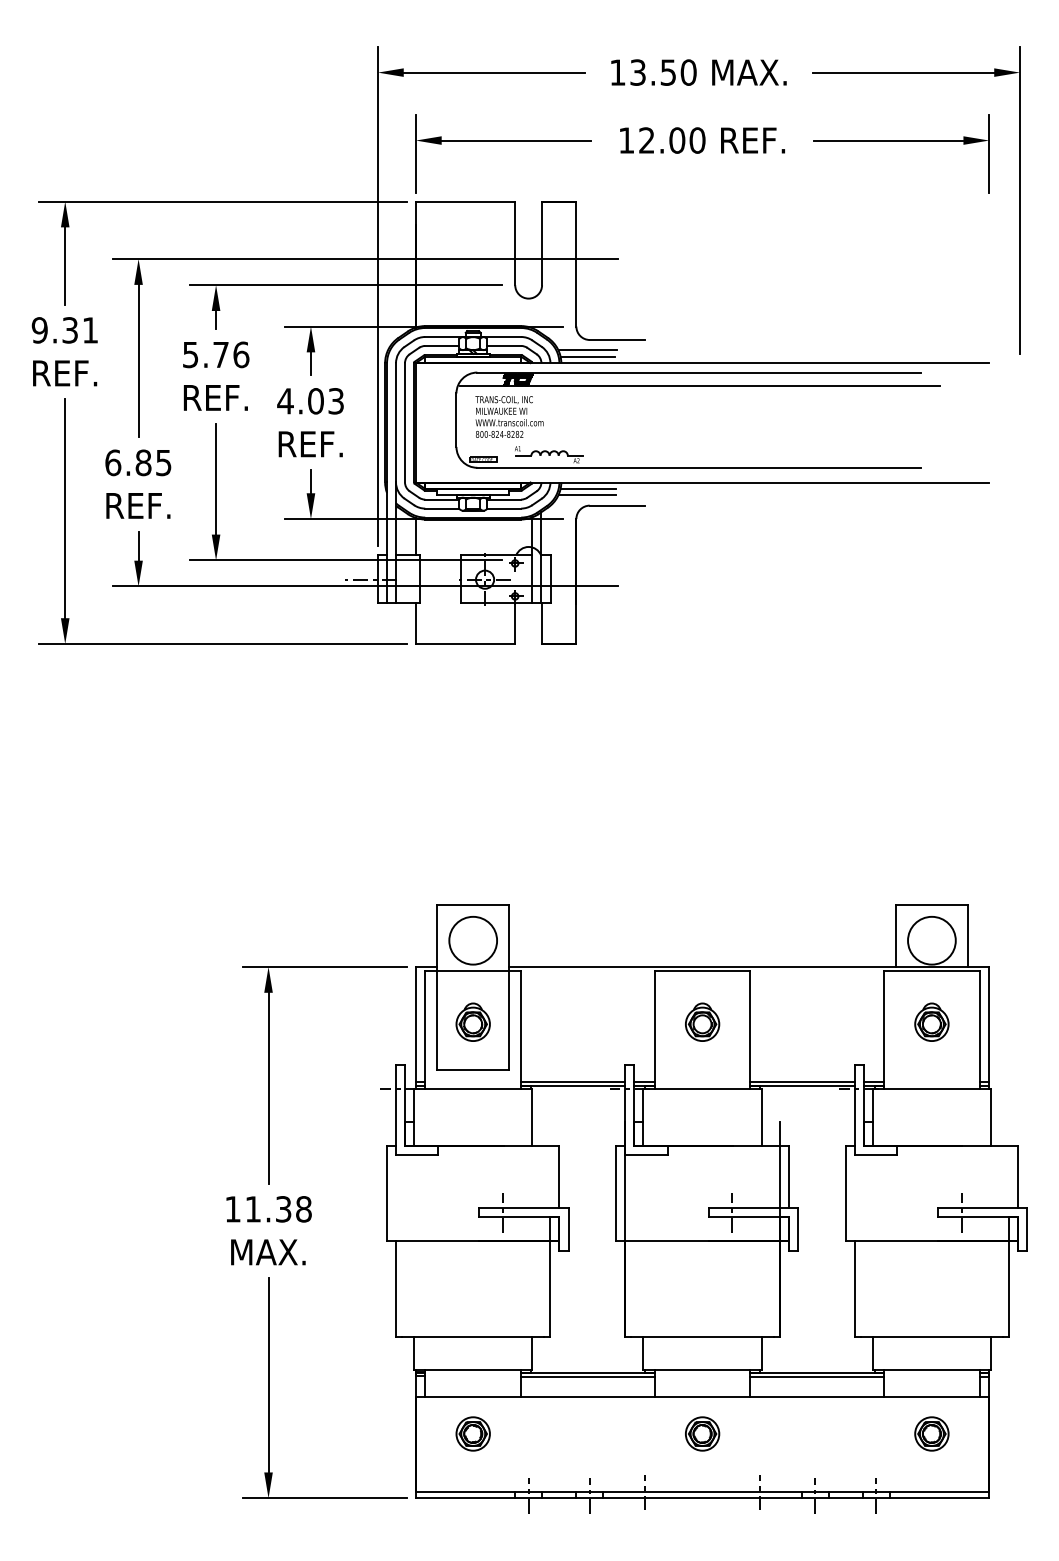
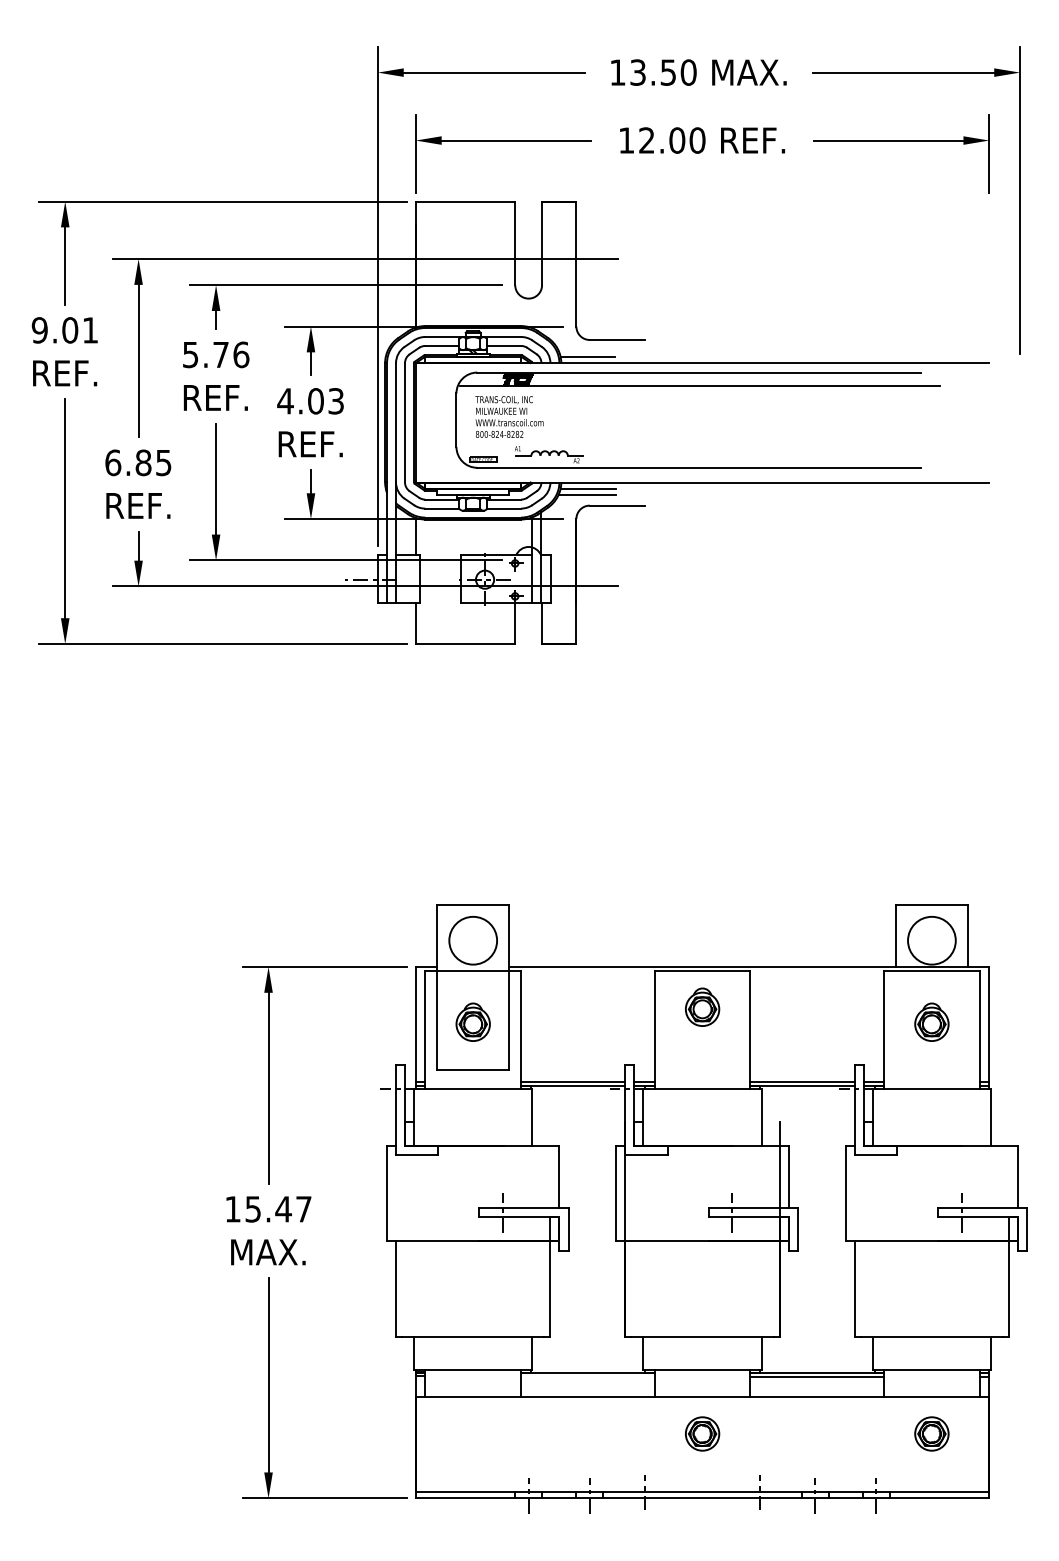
text: 9.31 -> 9.01 (70, 330)
line: present -> none (587, 350)
part position: (702, 1021) -> (702, 1006) (702, 1006)
text: 11.38 -> 15.47 (278, 1209)
line: present -> none (587, 1376)
part: present -> none (472, 1433)
